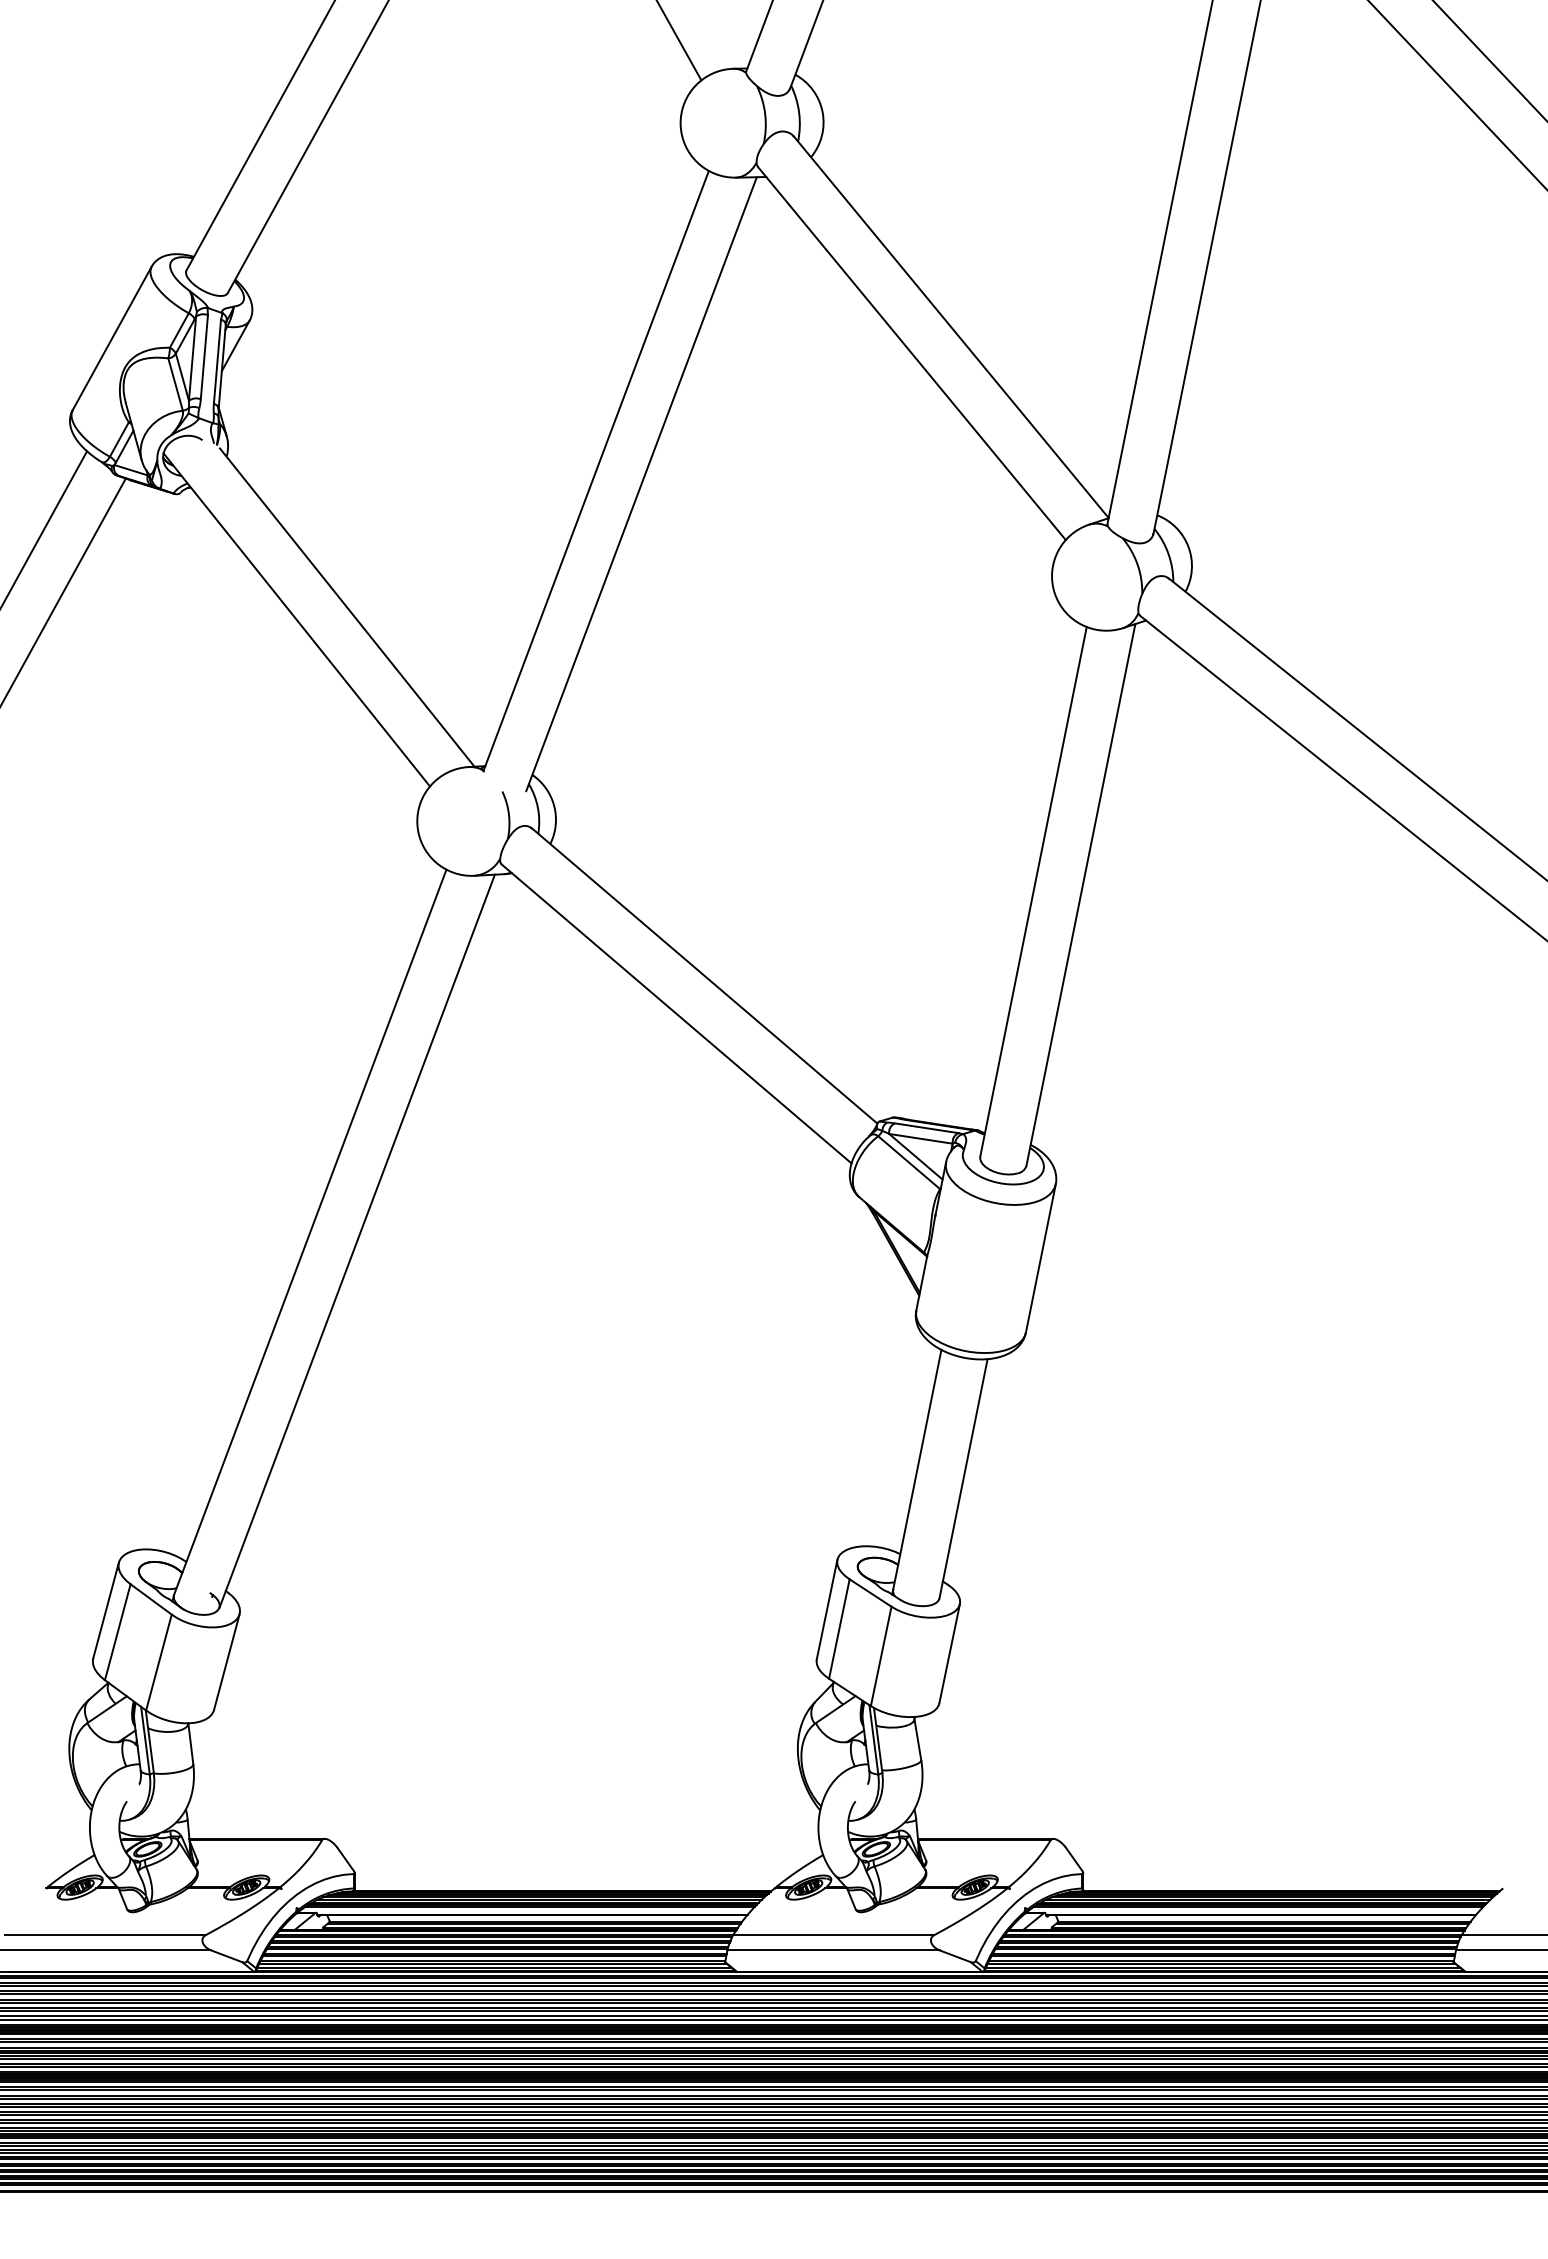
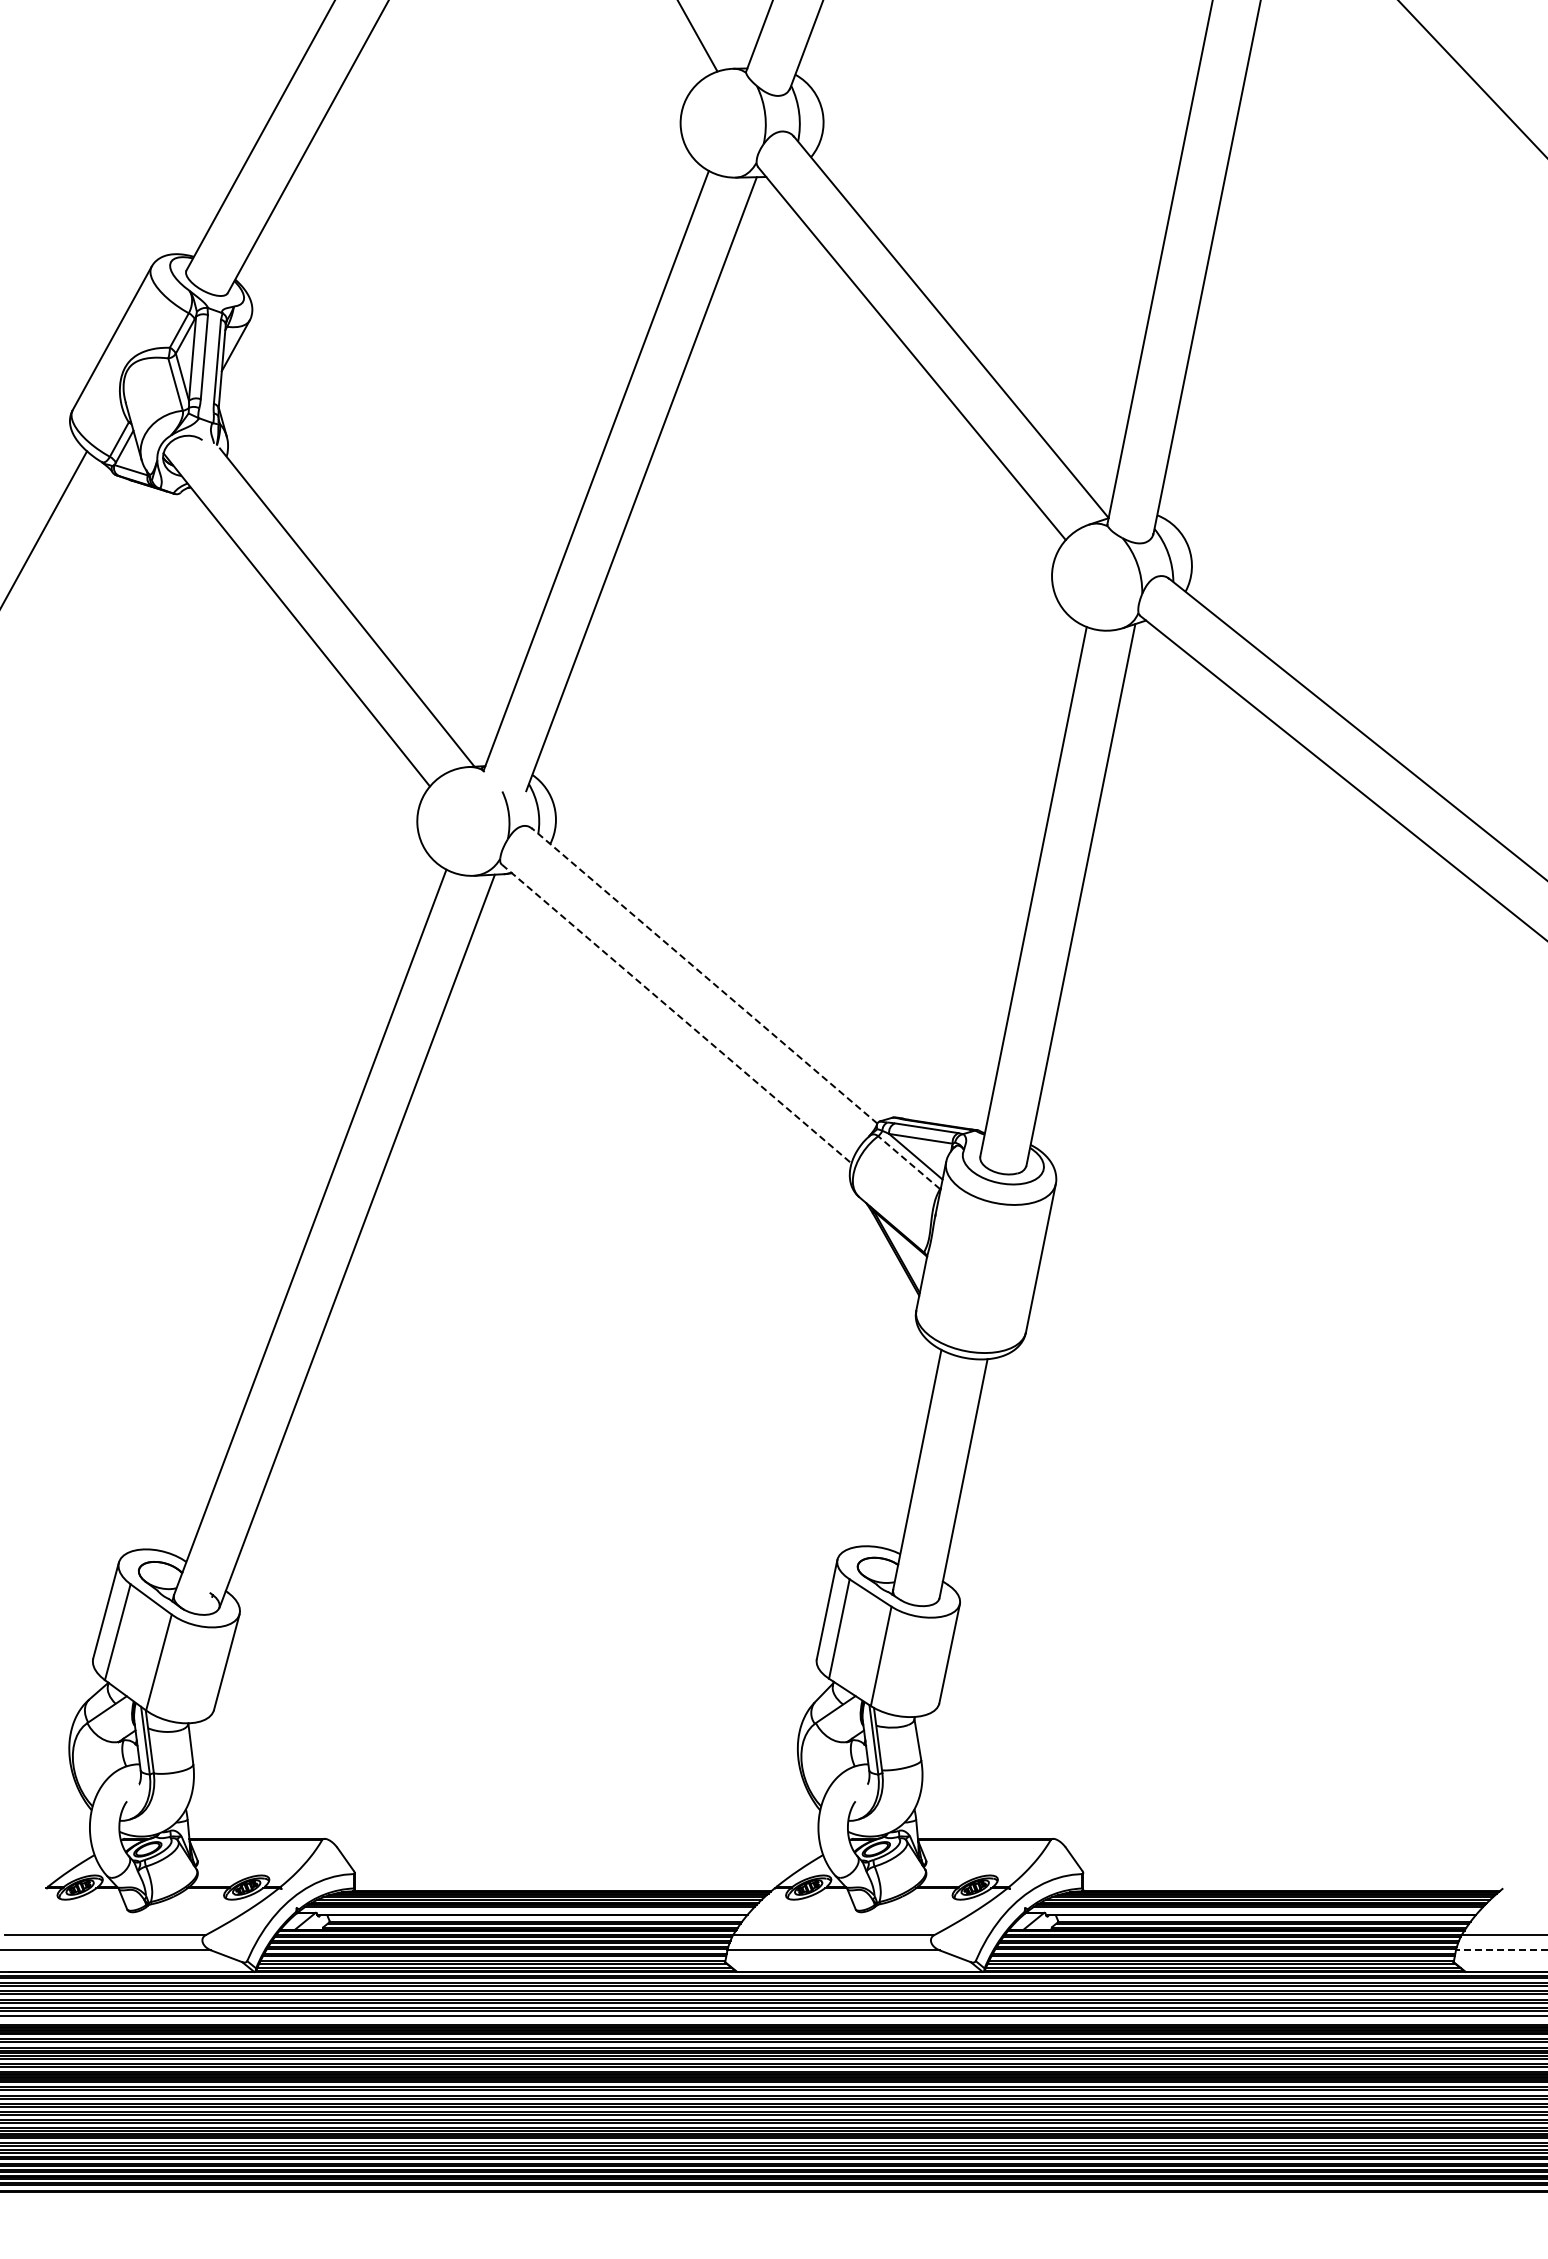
line position: (679, 41) -> (697, 36) (697, 36)
line: present -> none (1489, 60)
line position: (1456, 94) -> (1472, 78) (1472, 78)
line: present -> none (63, 590)
line: solid -> dashed (704, 975)
line: solid -> dashed (677, 1014)
line: solid -> dashed (909, 1162)
line: solid -> dashed (1501, 1950)
line: present -> none (773, 2019)
